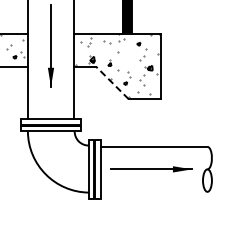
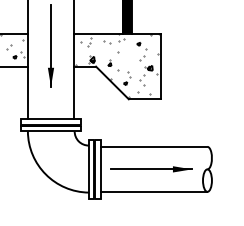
line: dashed -> solid (112, 82)
line: none -> present (154, 192)
